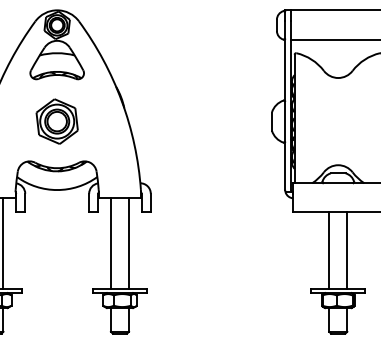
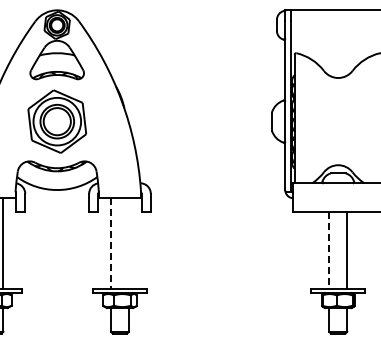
line: present -> none (334, 40)
part size: 44x47 px -> 61x65 px (57, 121)
line: solid -> dashed (110, 243)
line: present -> none (129, 243)
line: solid -> dashed (329, 250)
